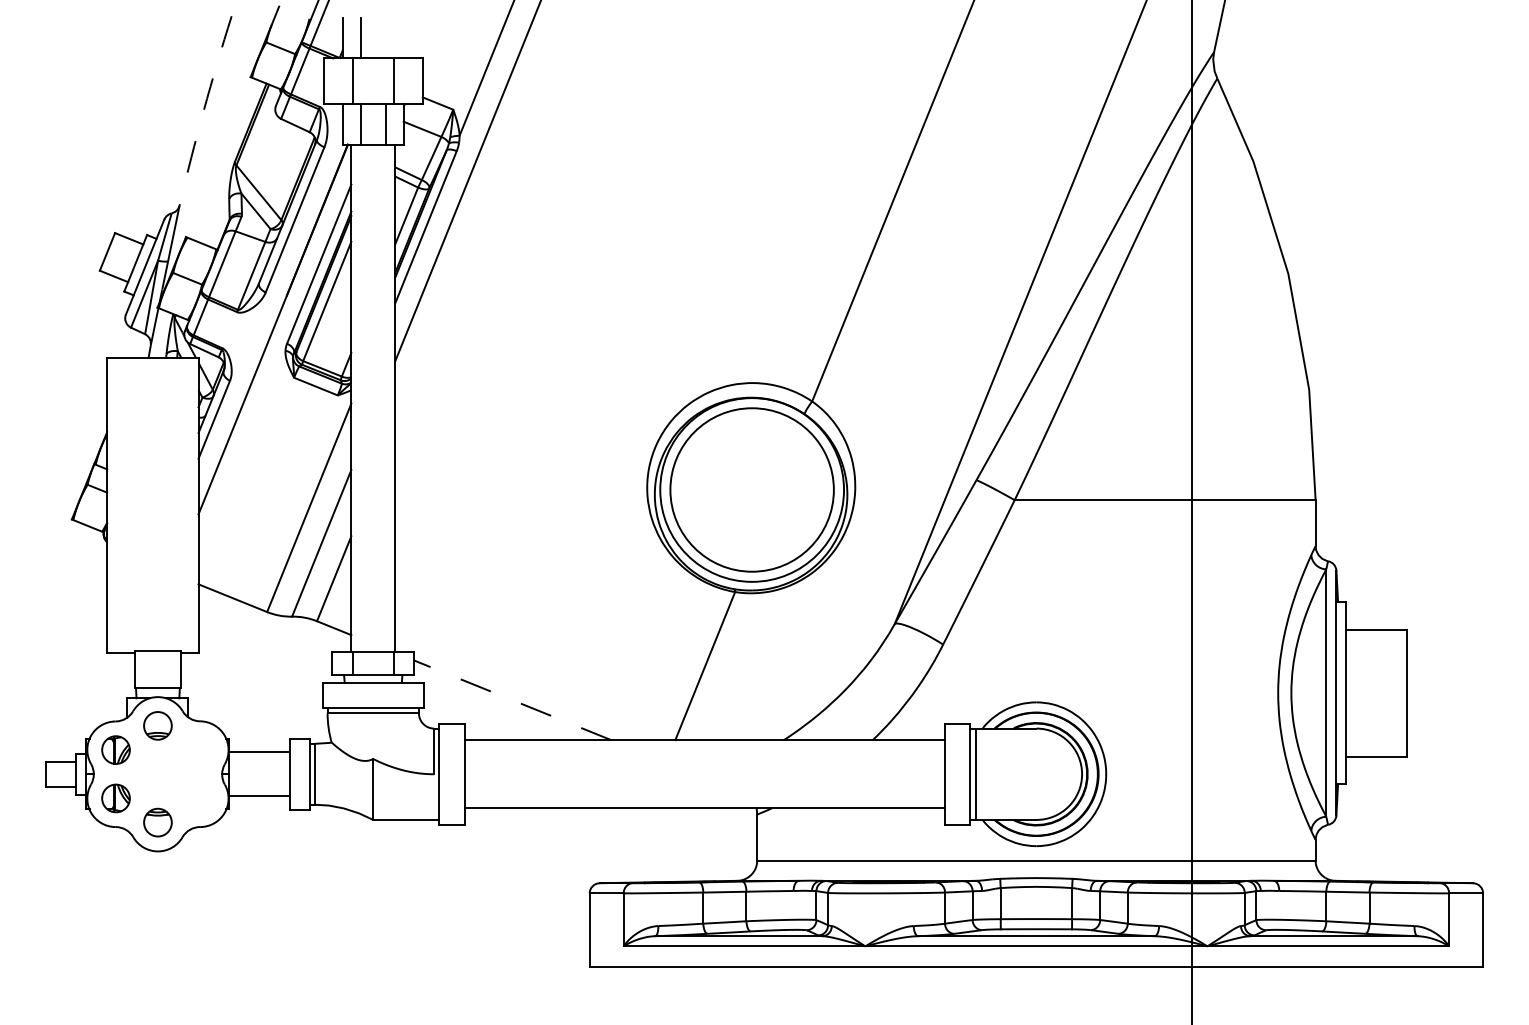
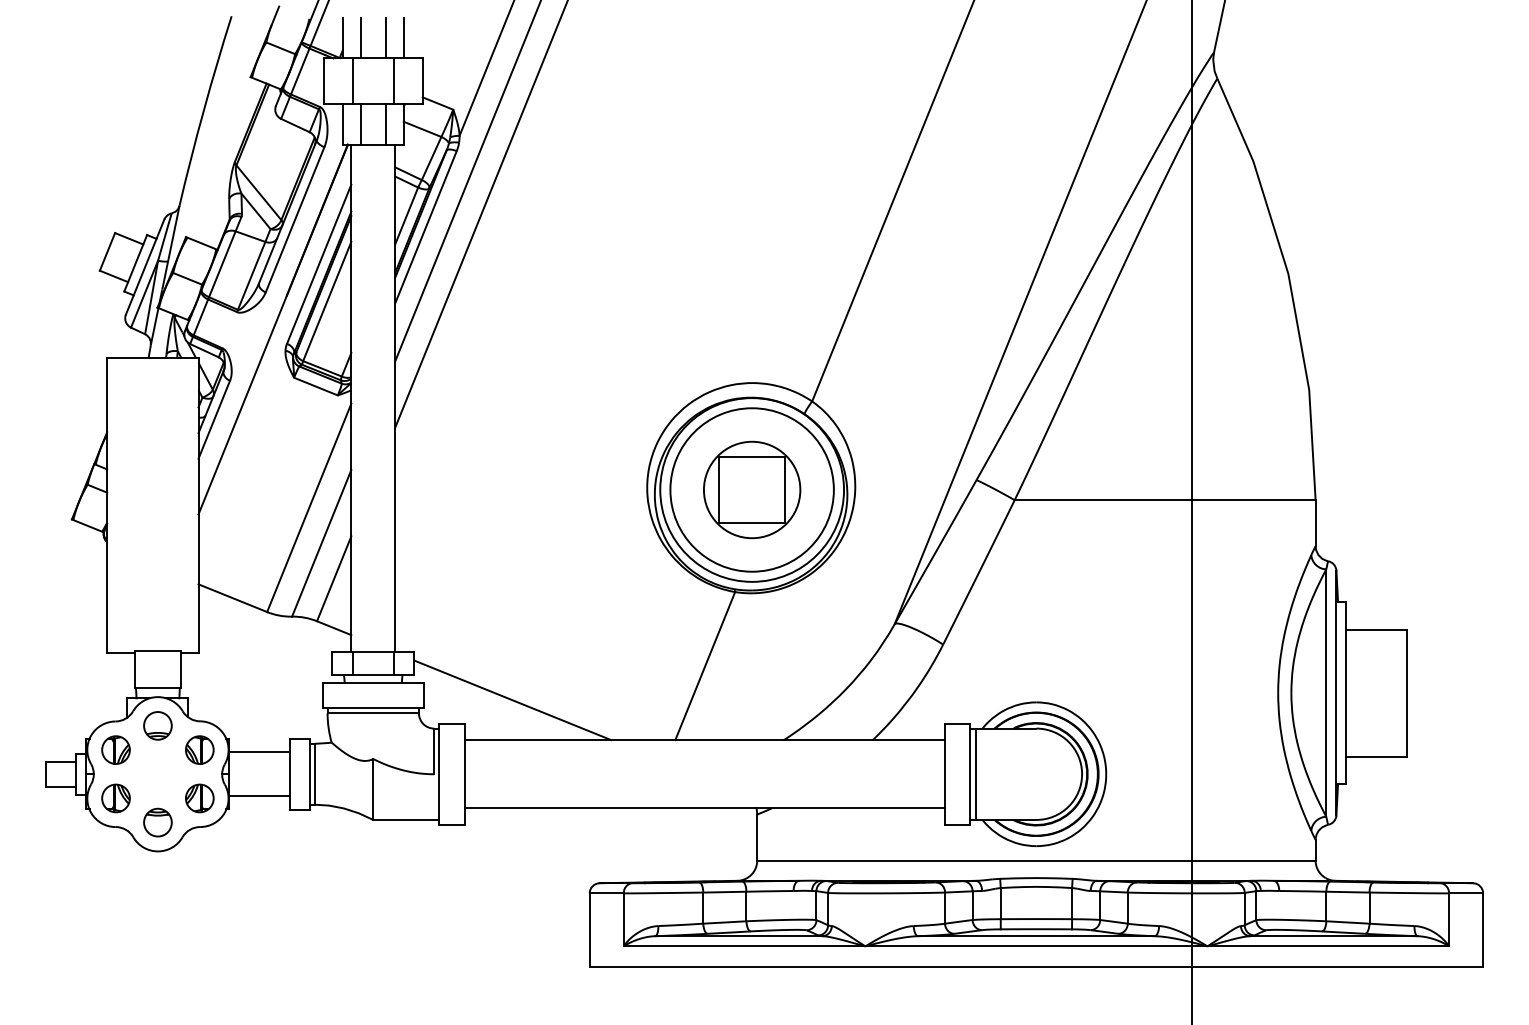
line: none -> present (385, 37)
line: none -> present (403, 37)
arc: dashed -> solid (203, 110)
line: none -> present (481, 214)
part: none -> present (752, 489)
line: dashed -> solid (512, 700)
part: none -> present (199, 749)
part: none -> present (199, 798)
